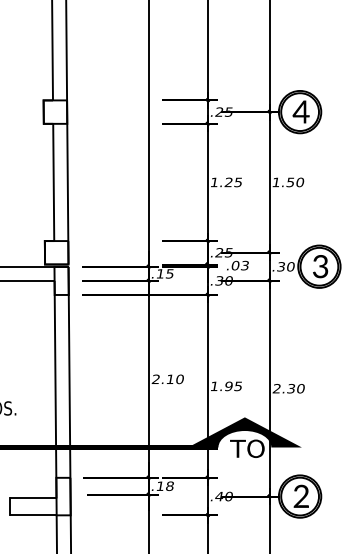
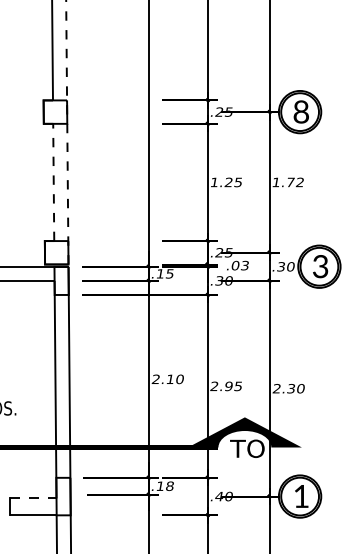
text: 4 -> 8 (300, 111)
line: solid -> dashed (67, 132)
line: solid -> dashed (53, 182)
text: 1.50 -> 1.72 (295, 182)
text: 1.95 -> 2.95 (214, 385)
text: 2 -> 1 (300, 495)
line: solid -> dashed (33, 498)
